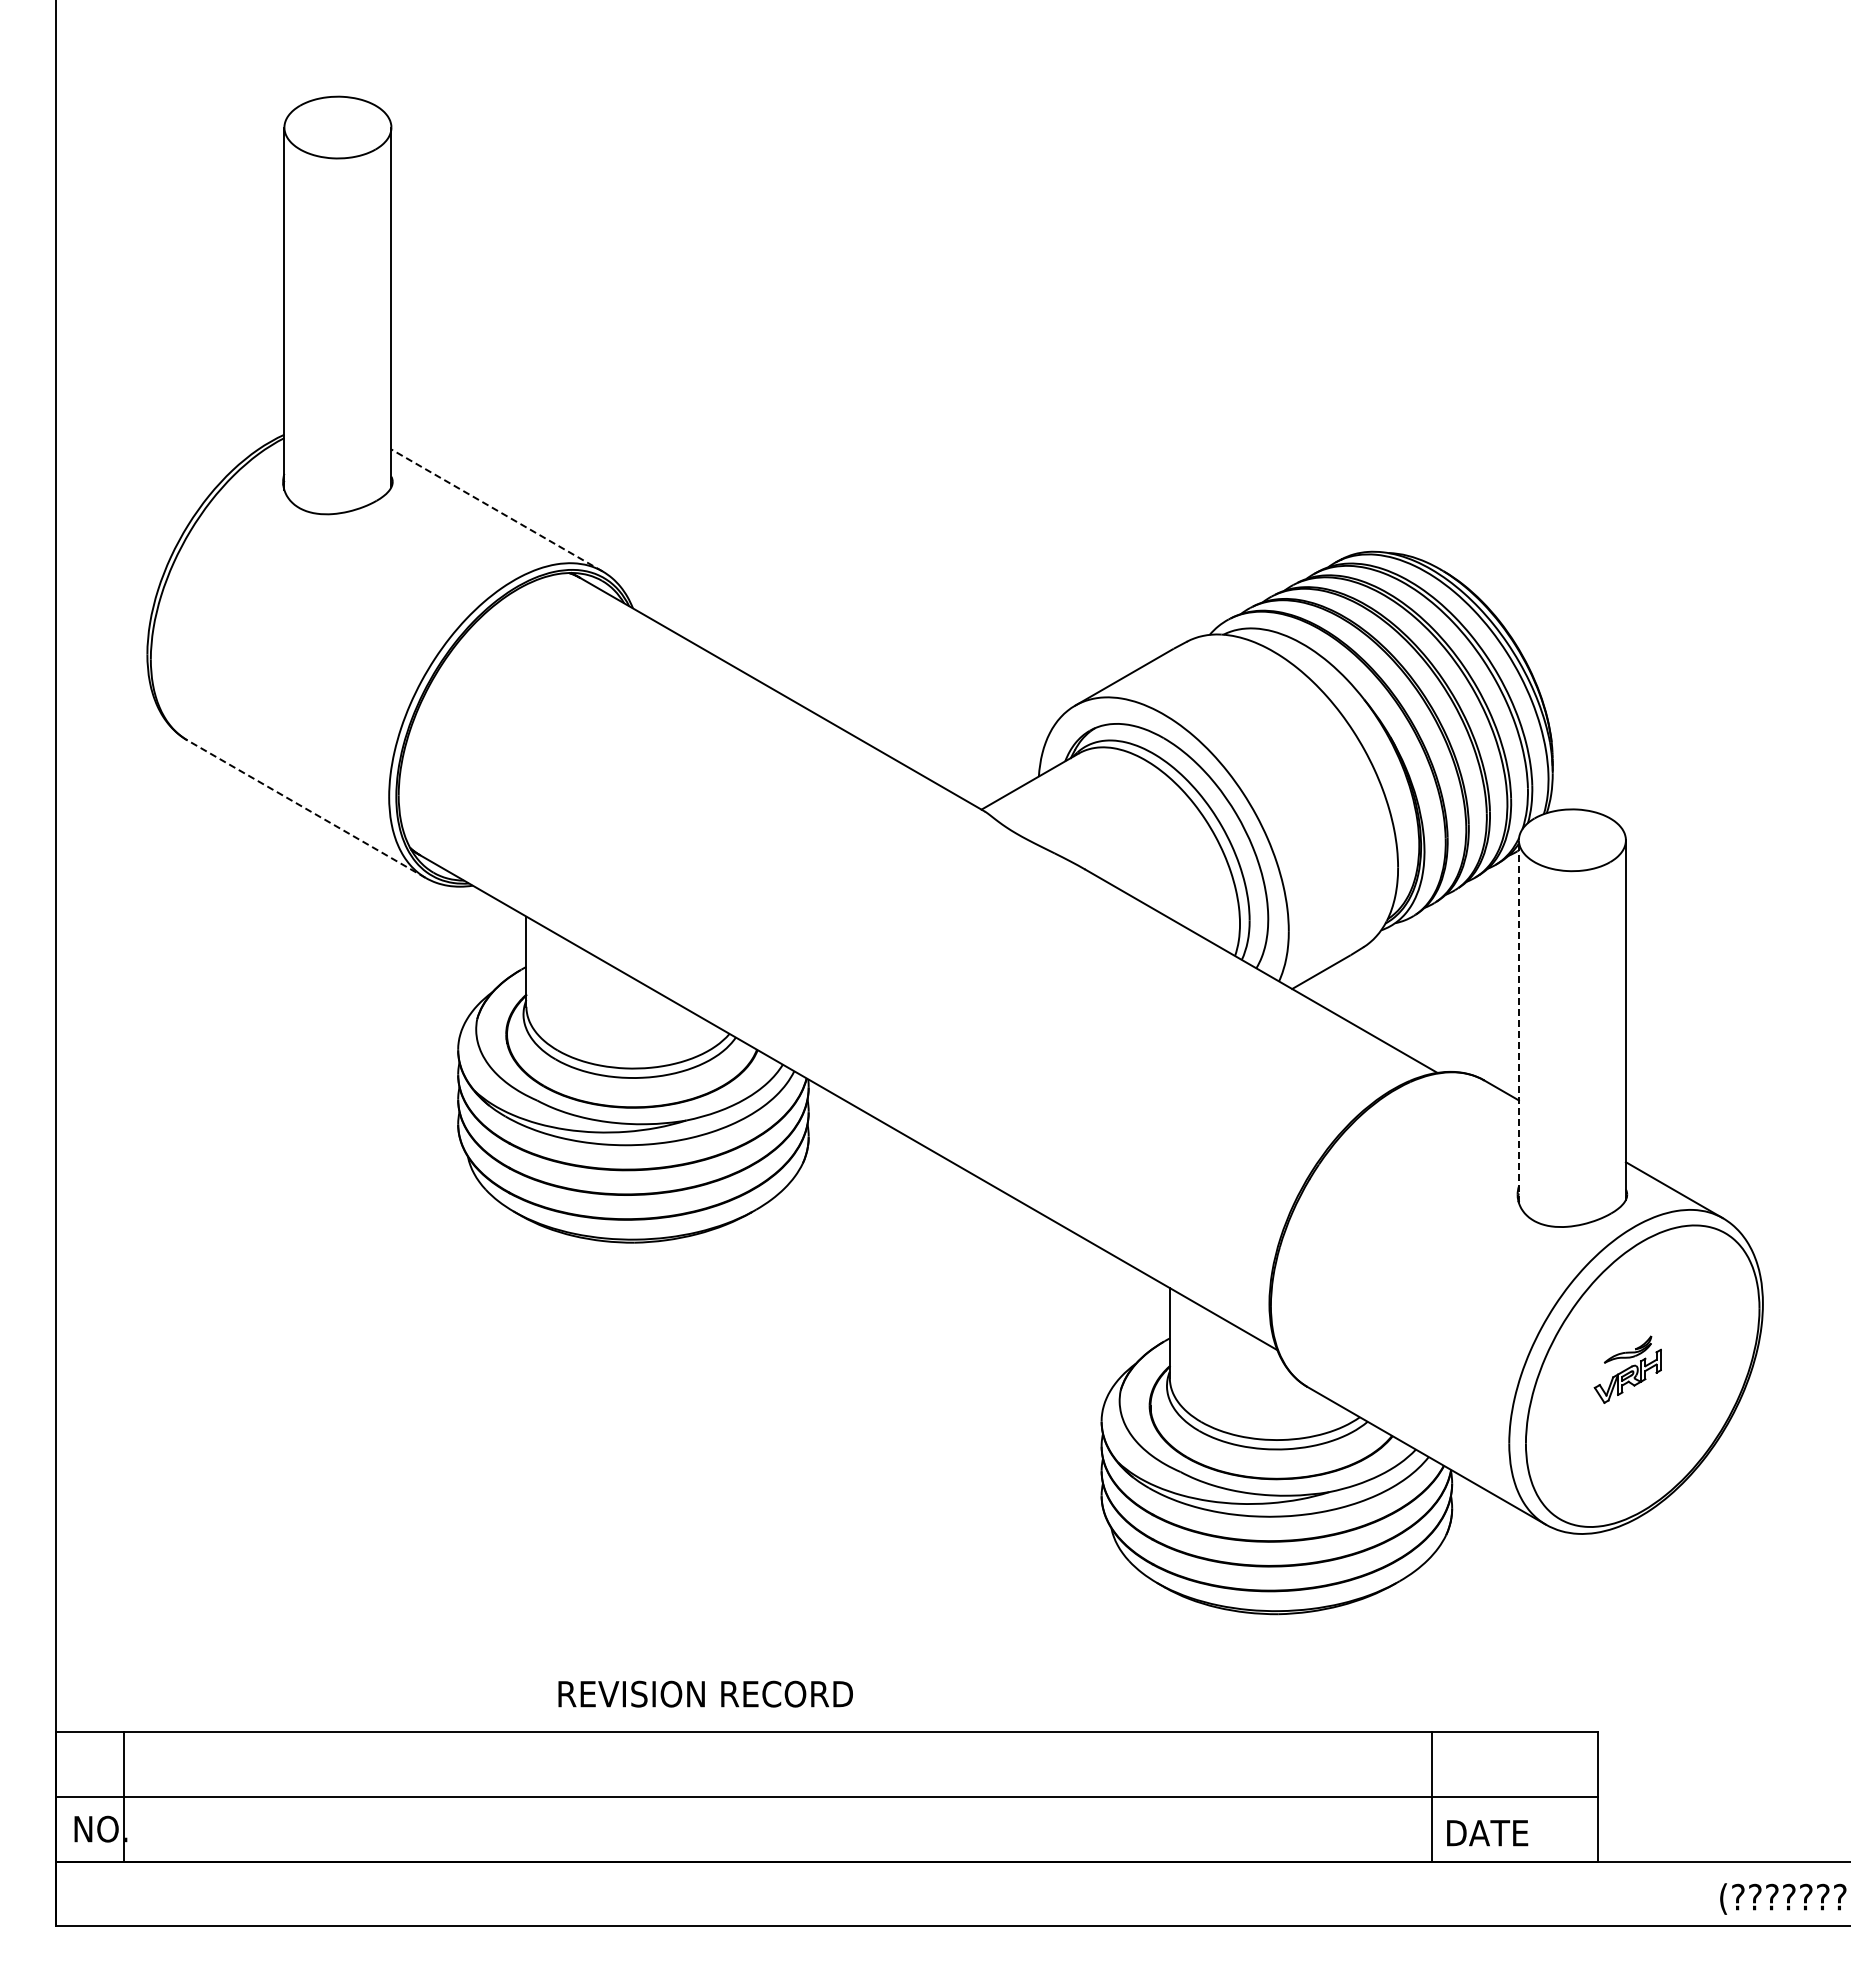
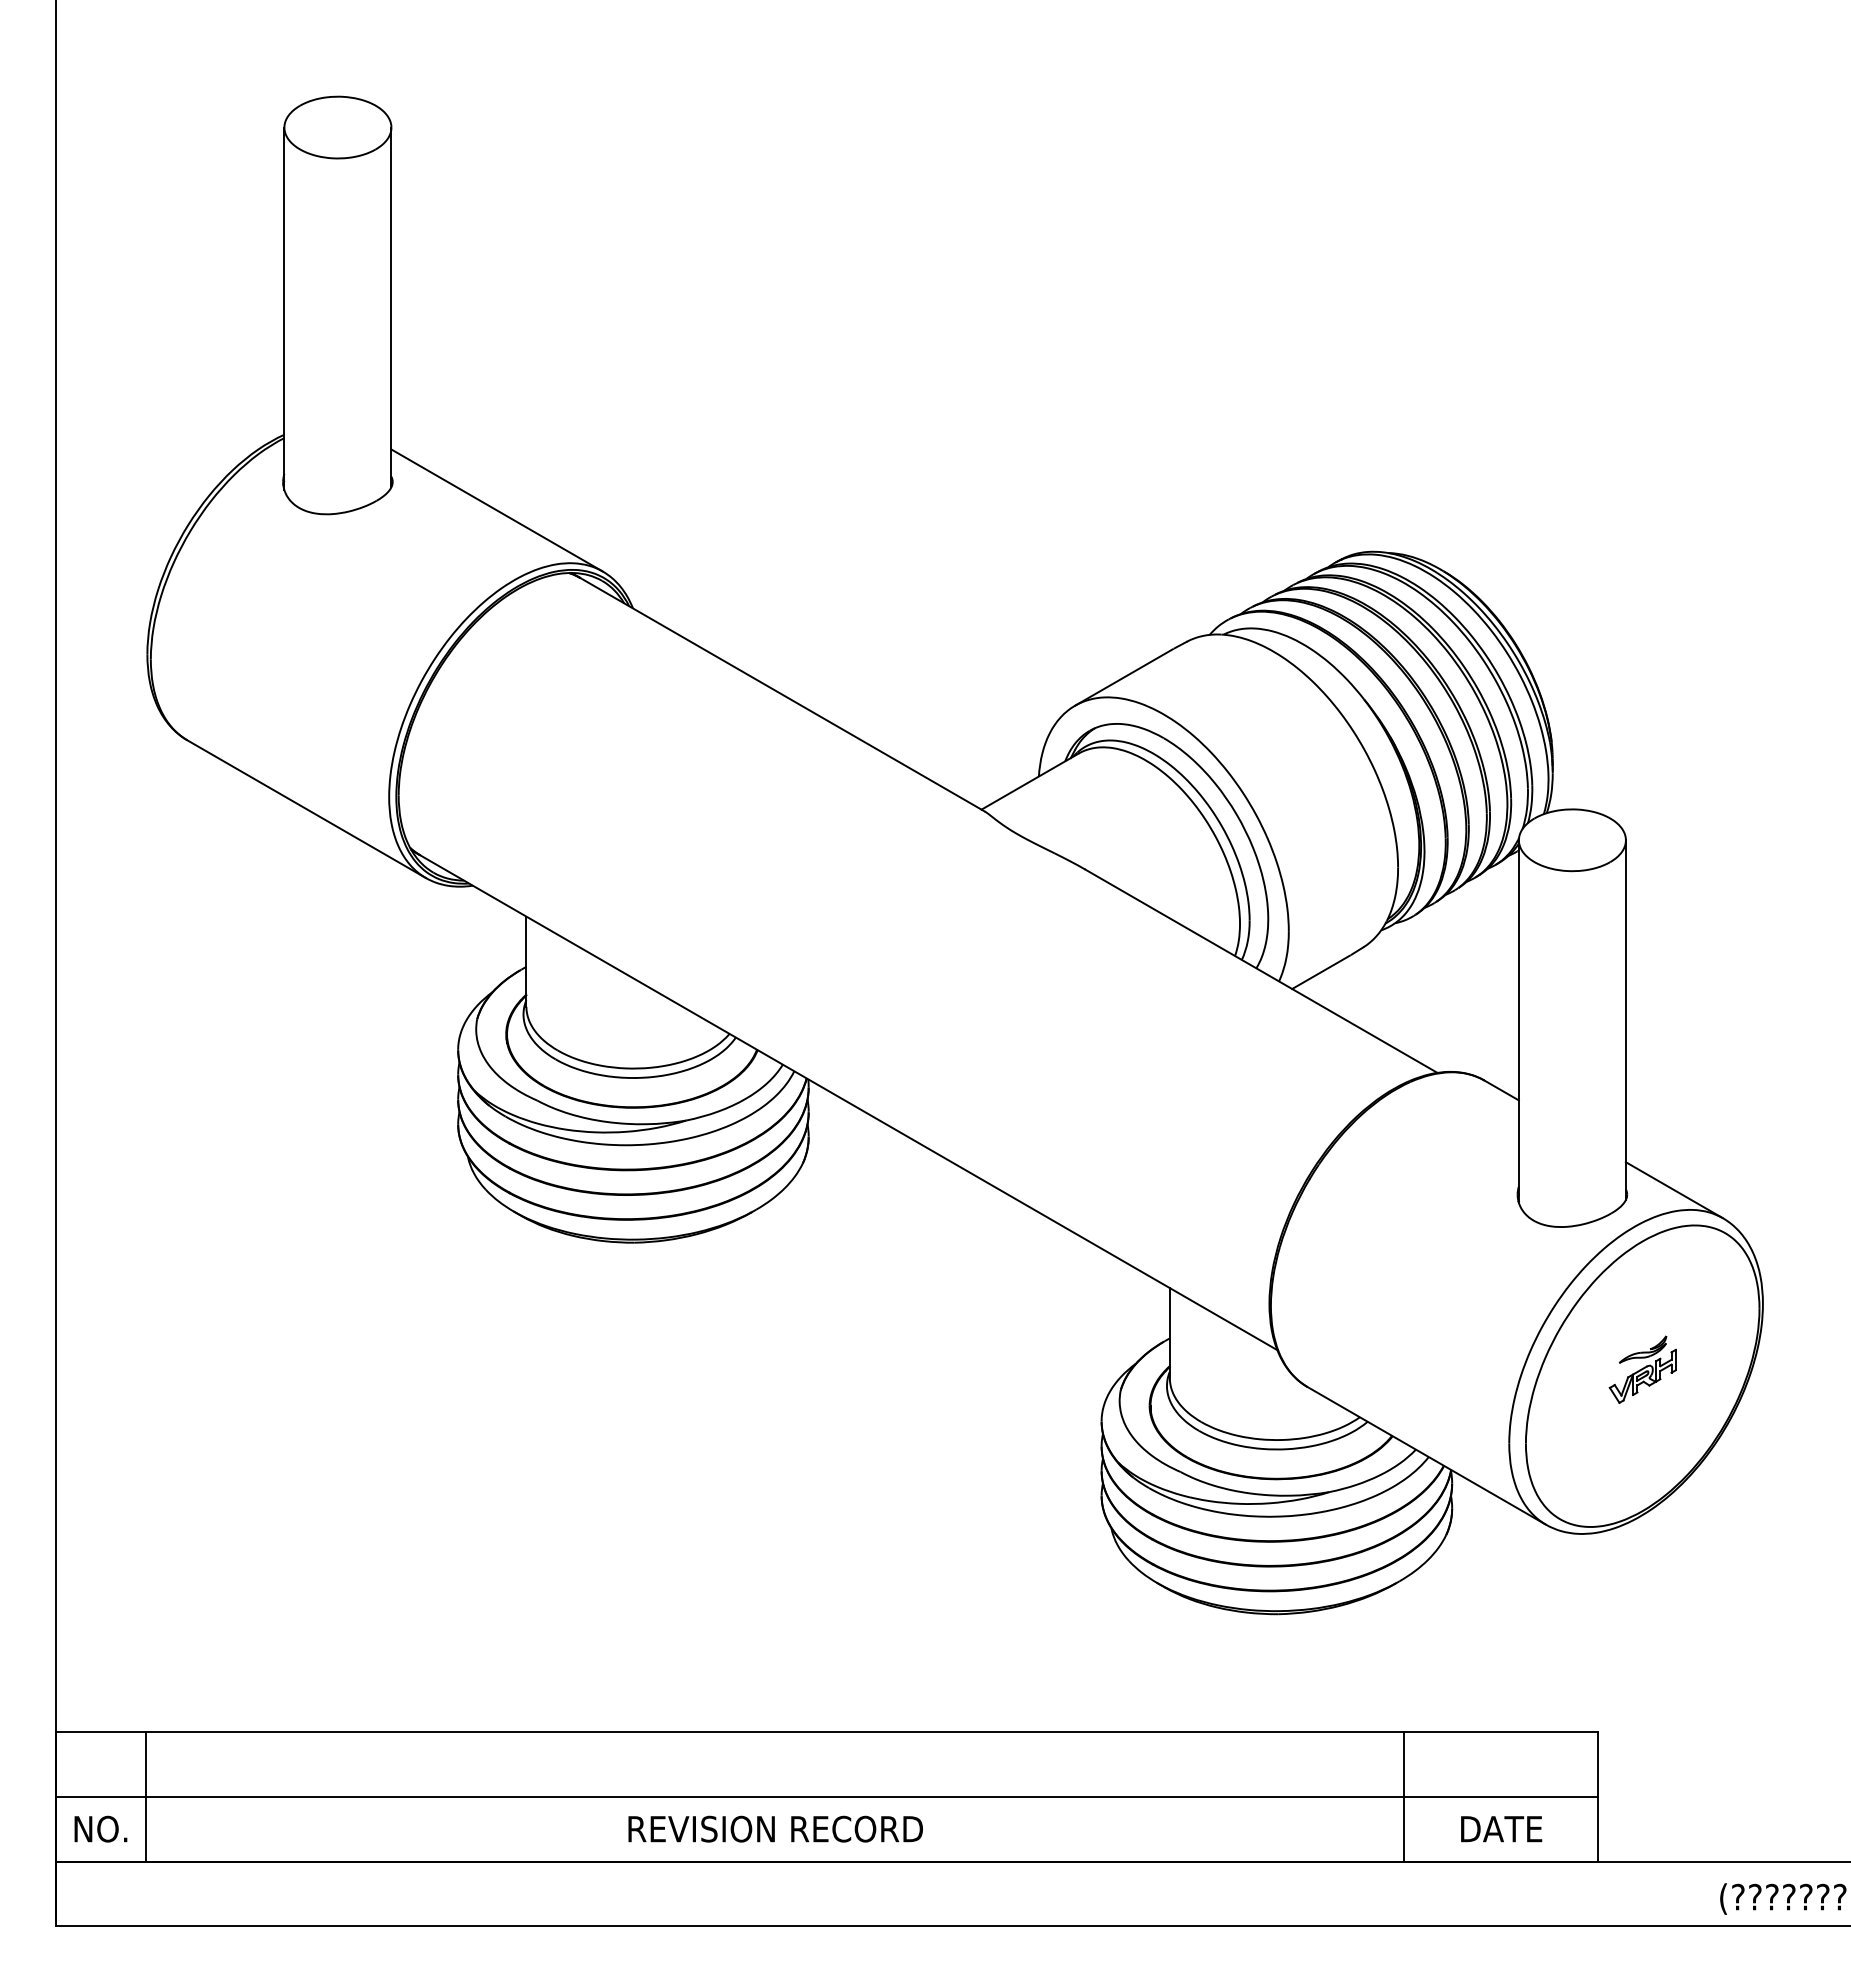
line: dashed -> solid (496, 510)
line: dashed -> solid (306, 809)
line: dashed -> solid (1518, 1021)
part position: (1627, 1369) -> (1642, 1369) (1642, 1369)
text position: (705, 1693) -> (775, 1828) (775, 1828)
line position: (124, 1796) -> (146, 1796) (146, 1796)
line position: (1431, 1796) -> (1403, 1796) (1403, 1796)
text position: (1487, 1833) -> (1501, 1829) (1501, 1829)
